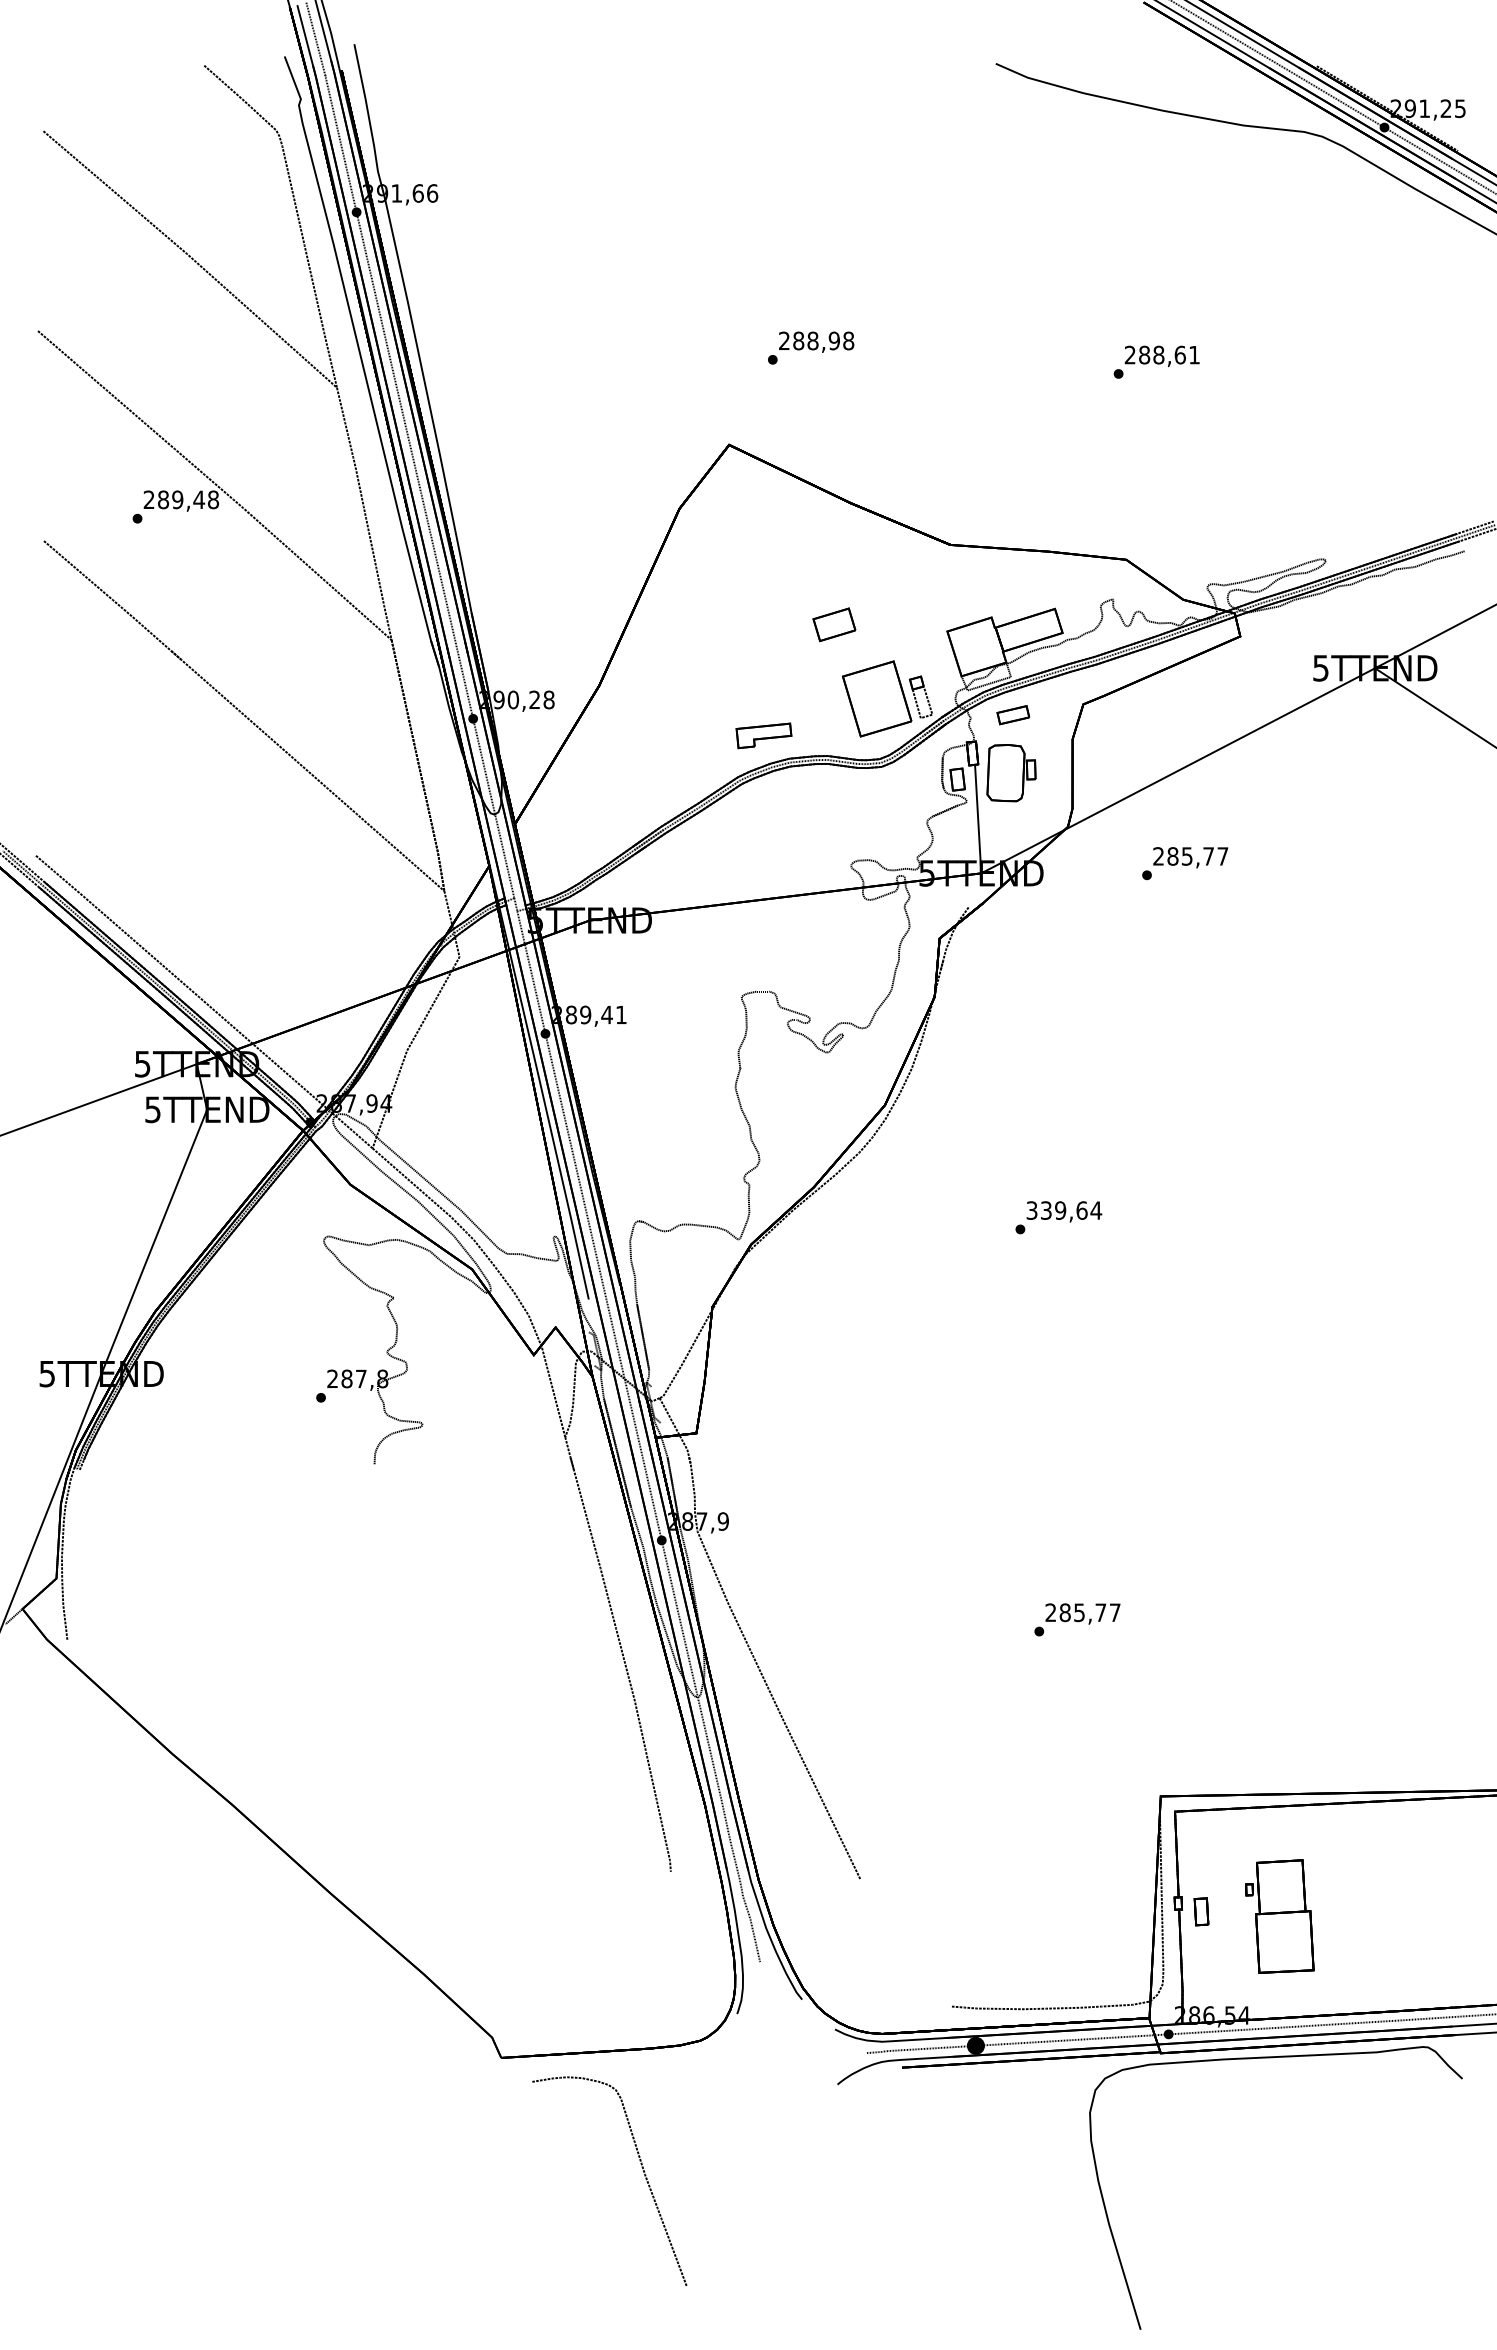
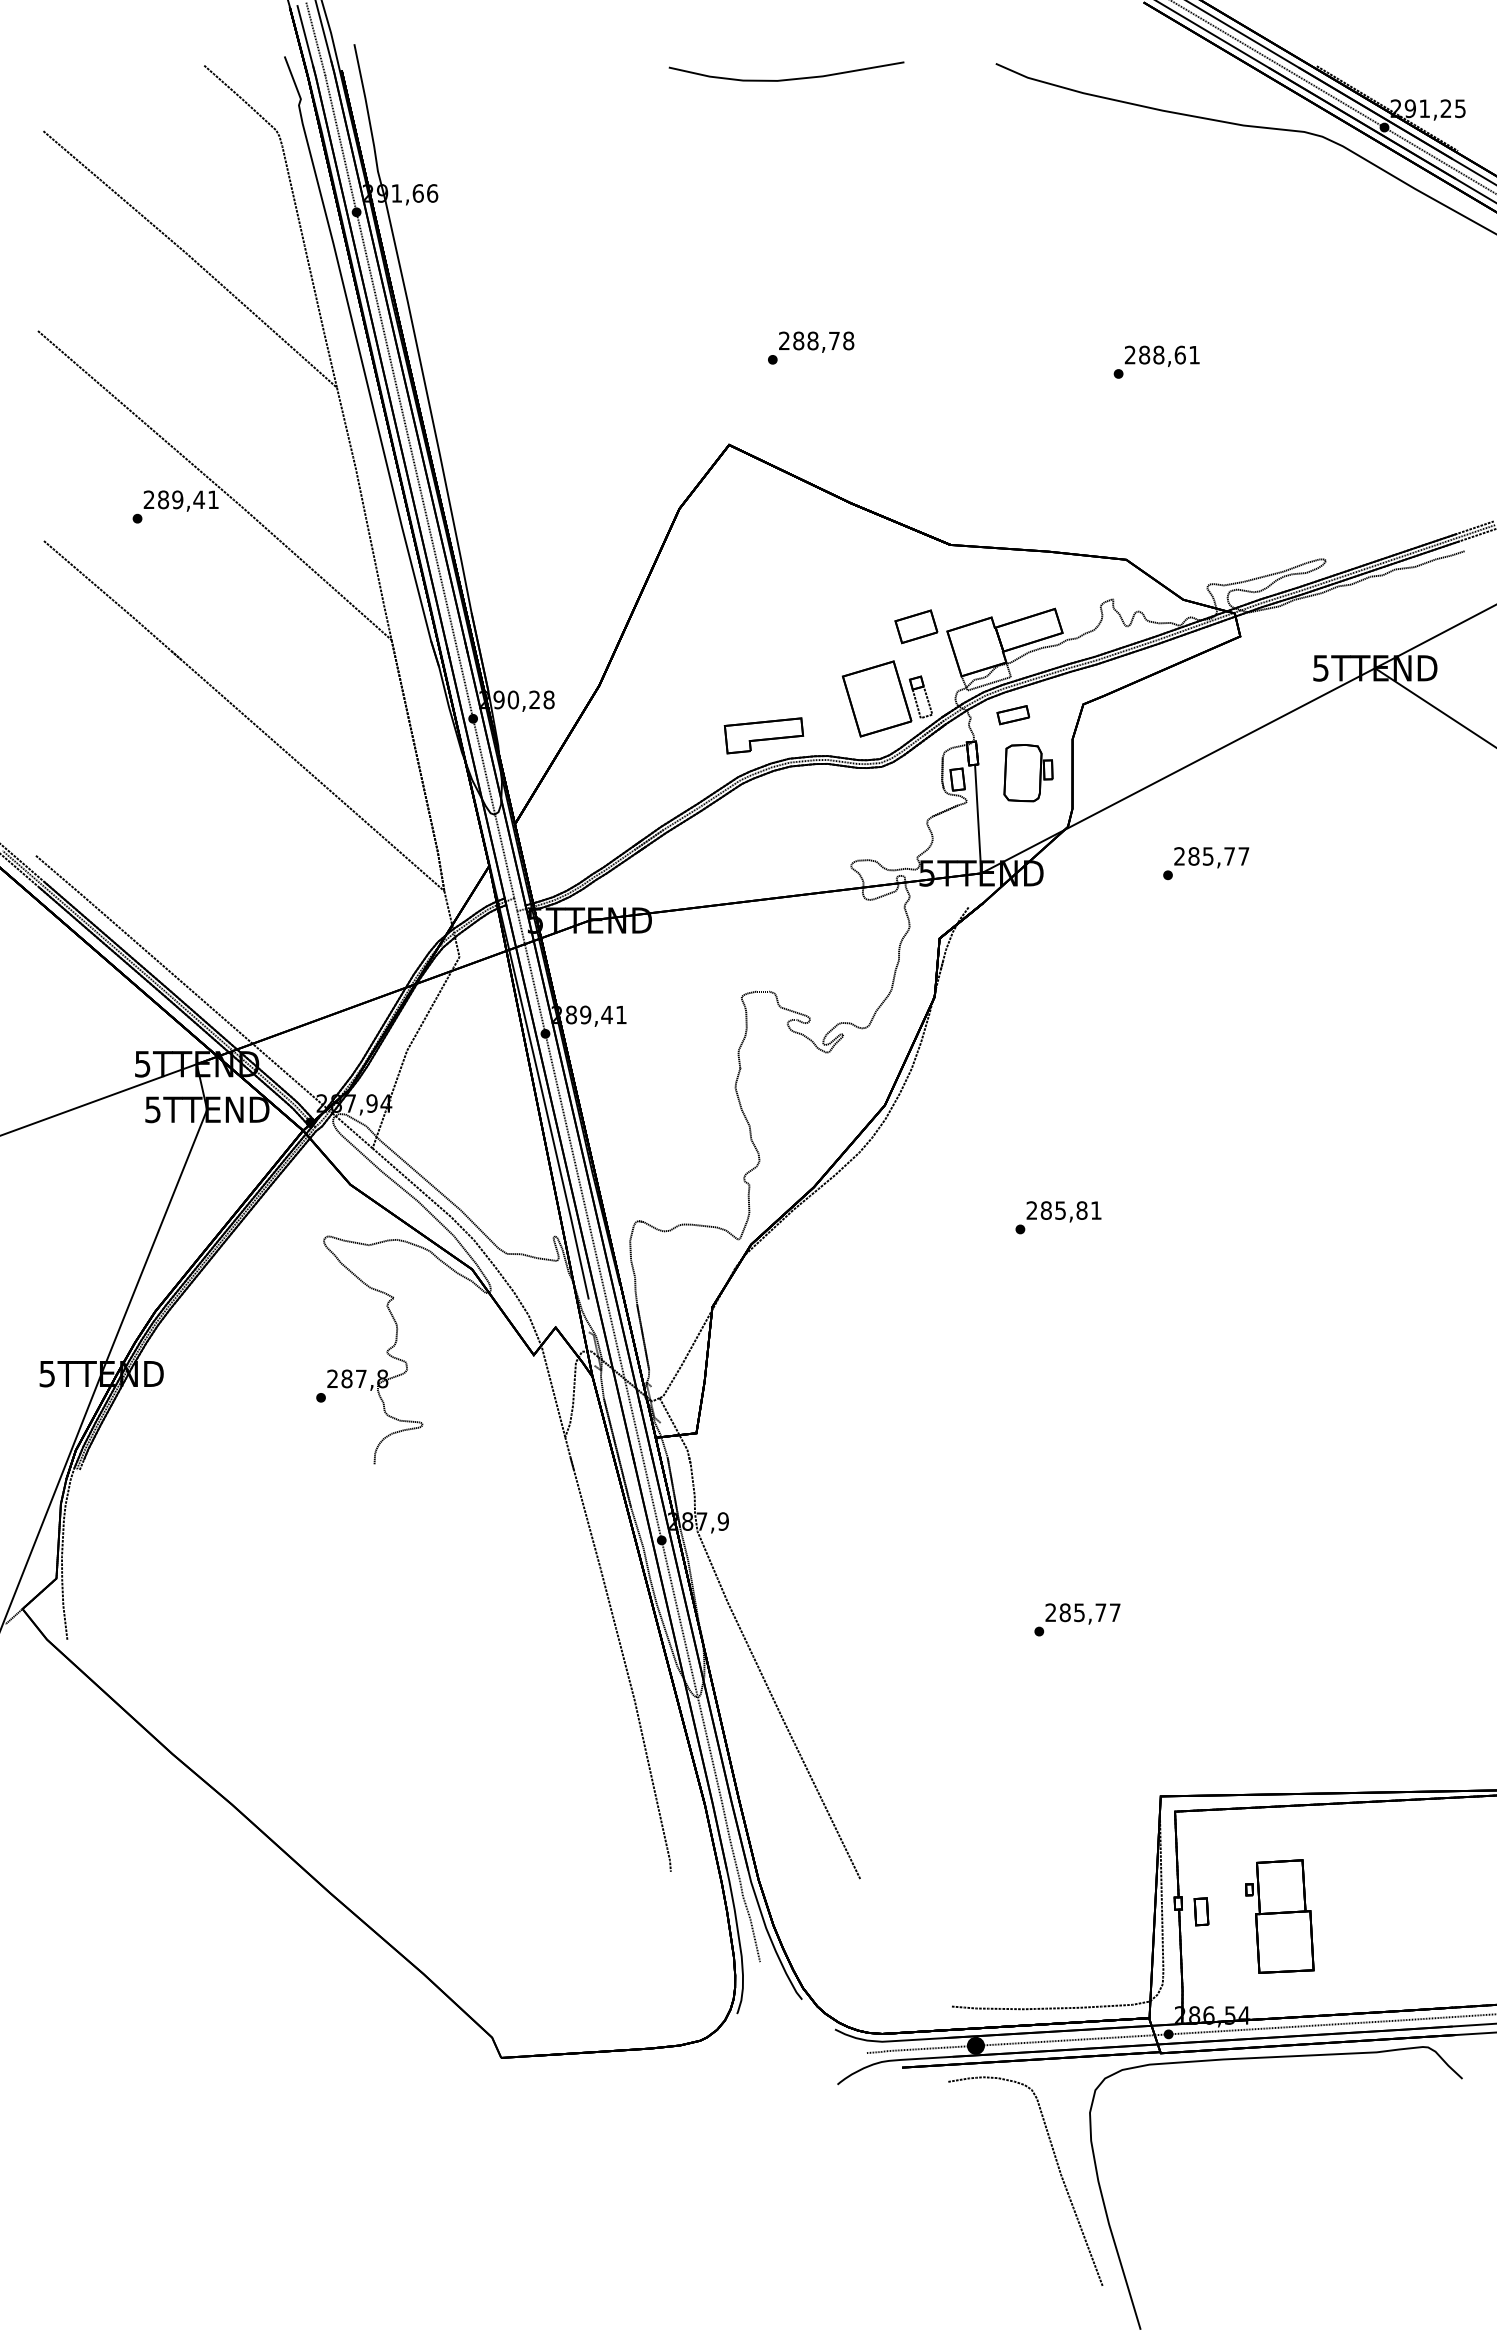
curve: none -> present (788, 78)
text: 288,98 -> 288,78 (833, 340)
text: 289,48 -> 289,41 (213, 499)
part position: (834, 624) -> (916, 626) (916, 626)
part size: 58x28 px -> 82x38 px (763, 735)
part position: (1011, 773) -> (1028, 773) (1028, 773)
text position: (1185, 863) -> (1206, 863) (1206, 863)
text: 339,64 -> 285,81 (1064, 1210)
curve position: (641, 2167) -> (1057, 2167) (1057, 2167)
